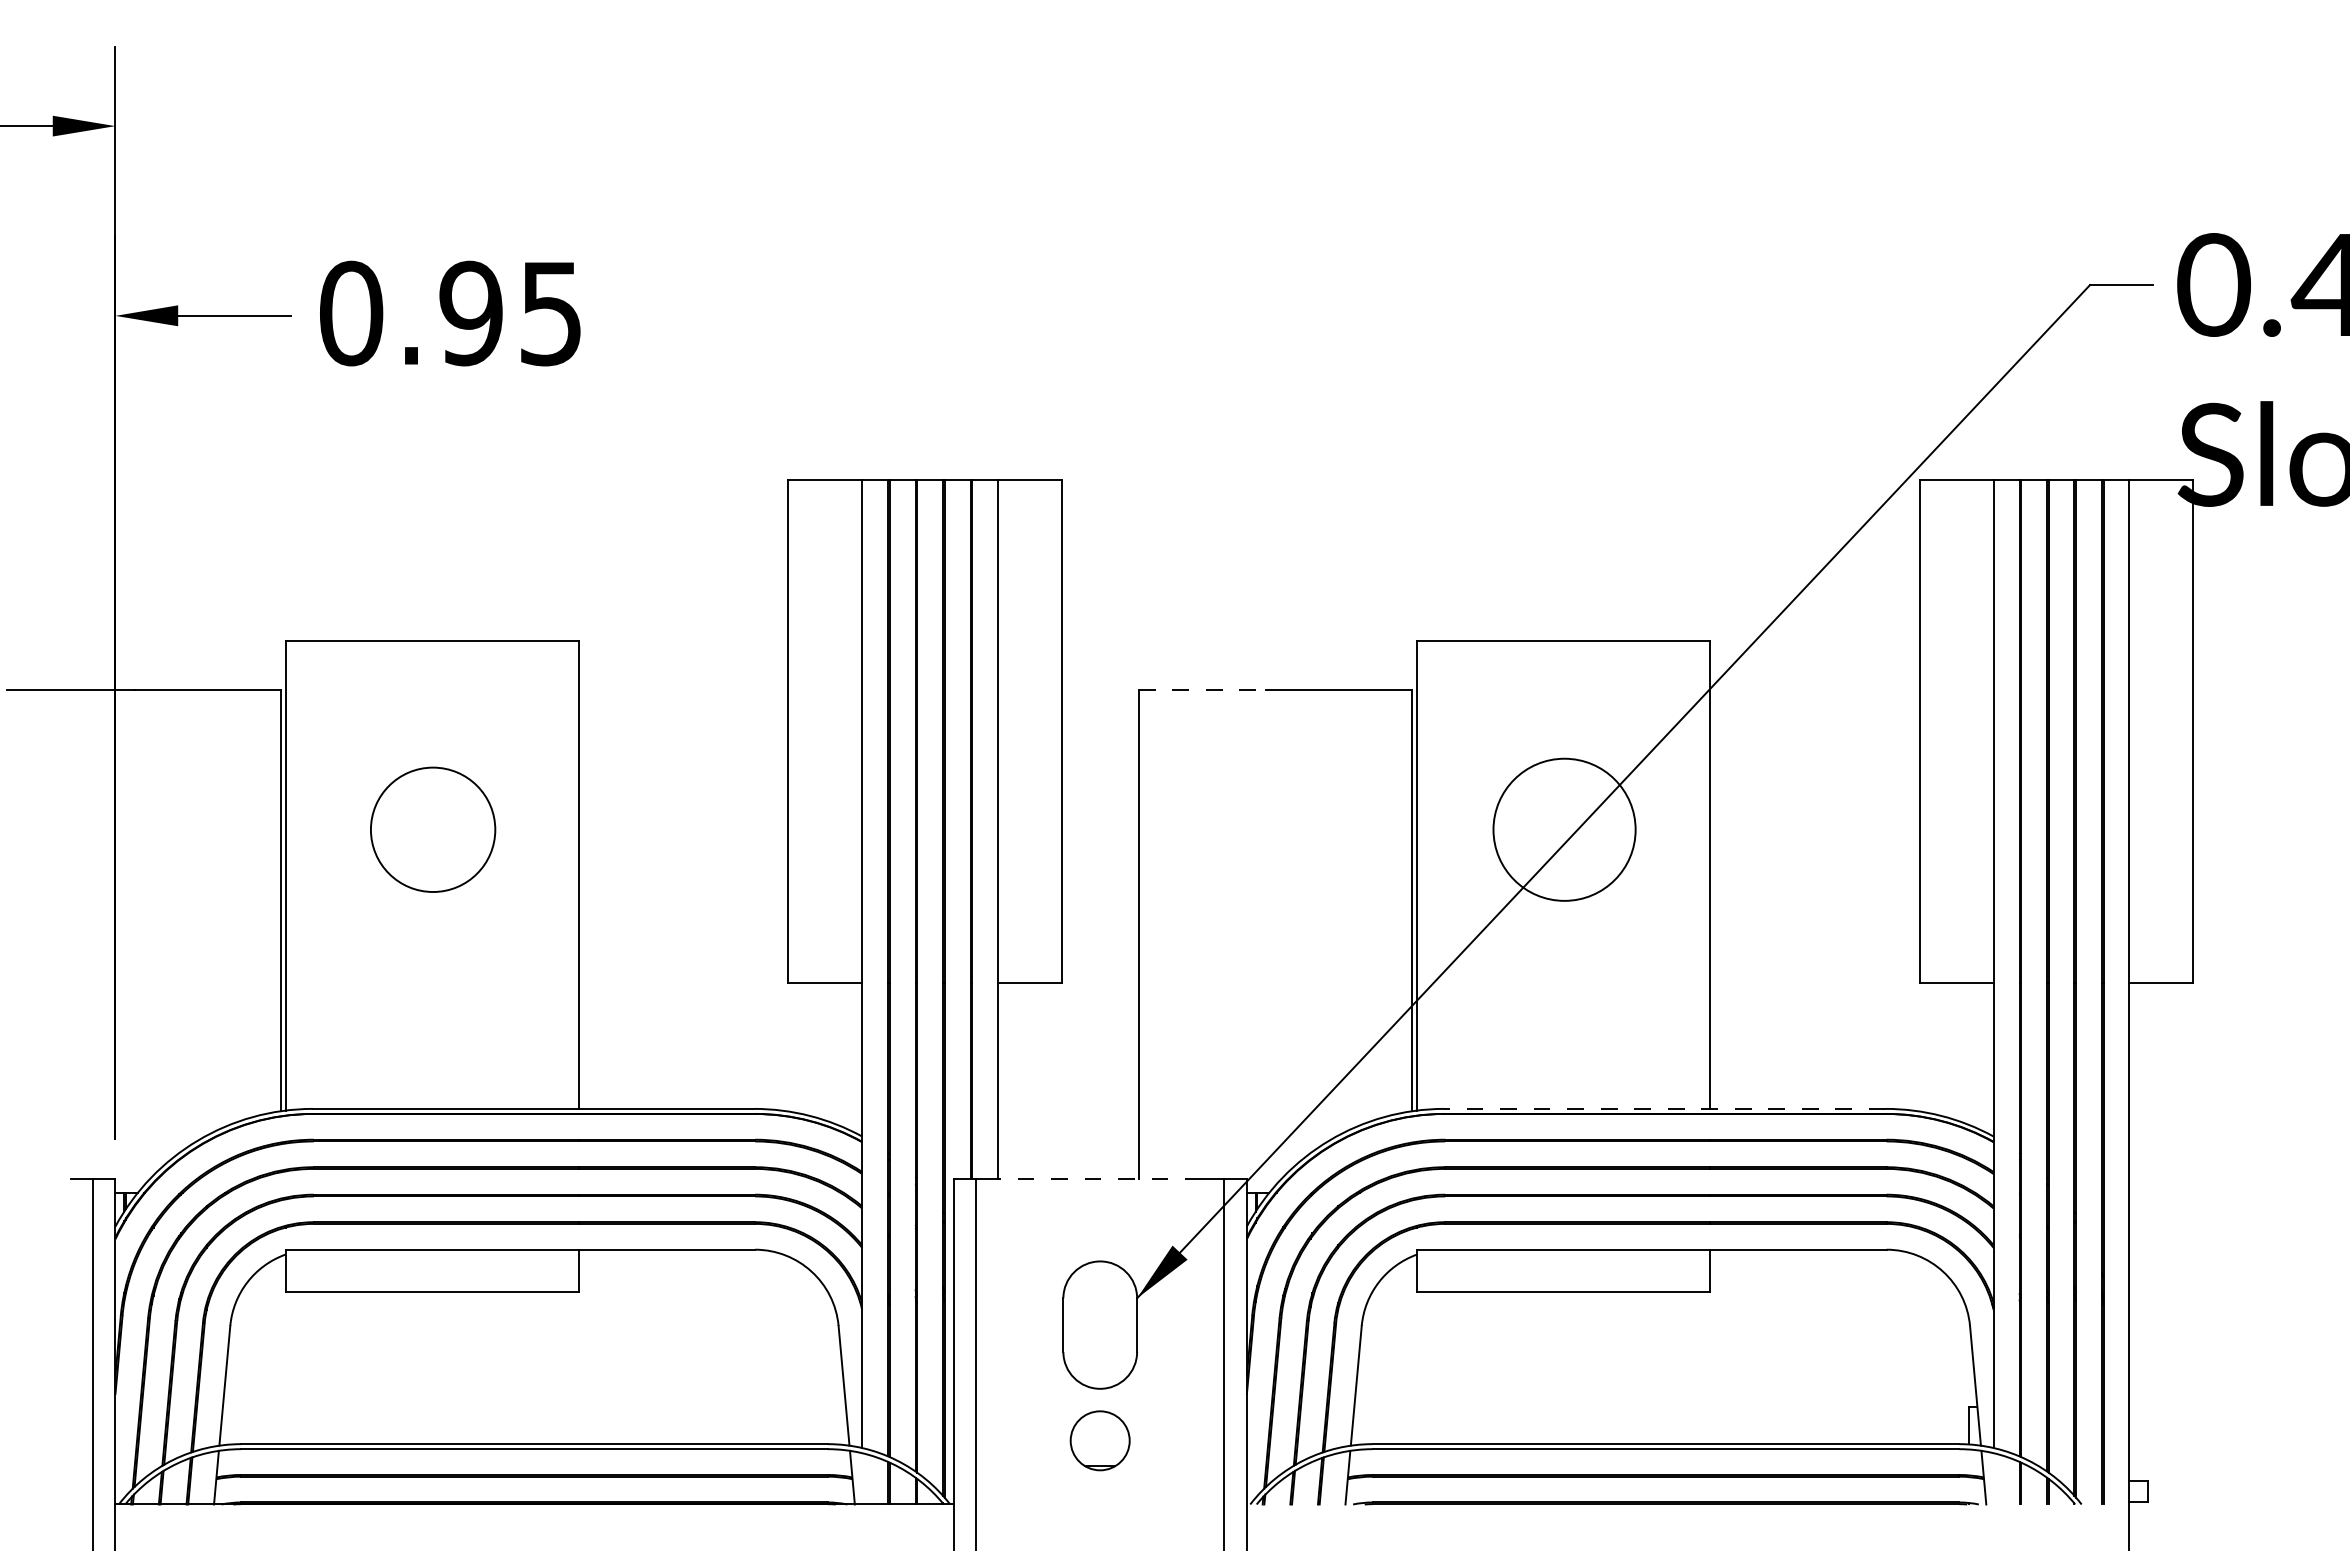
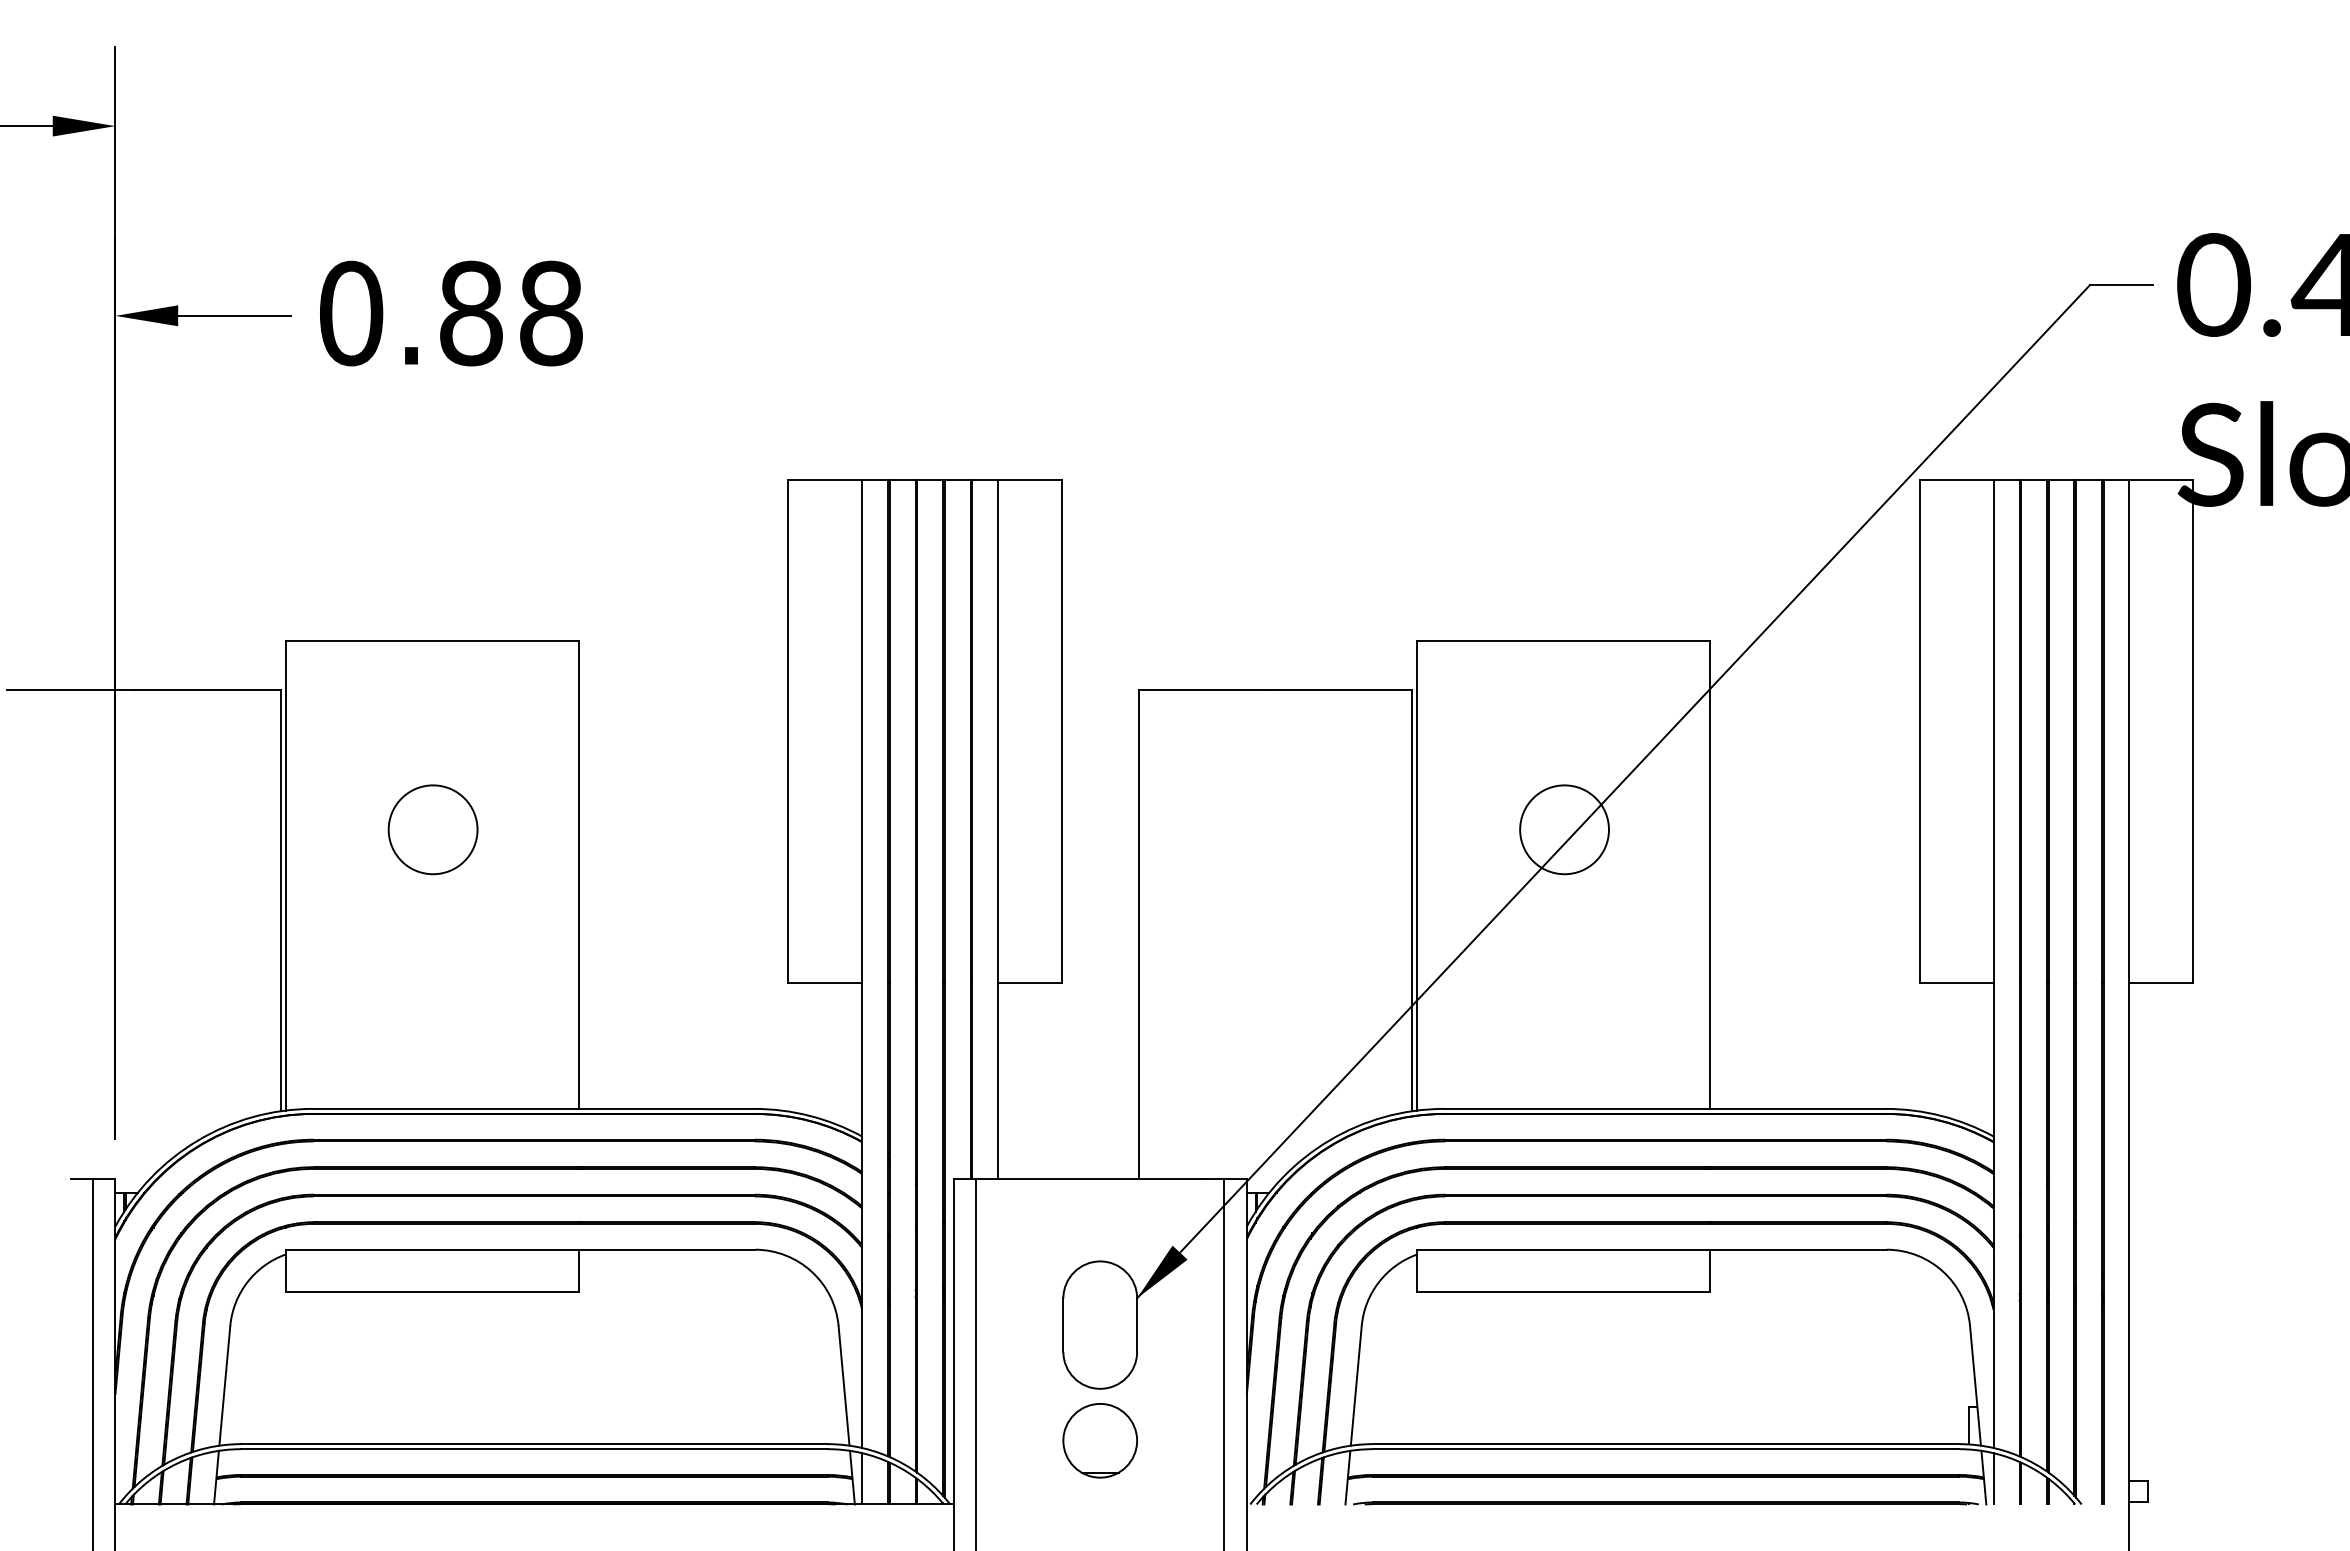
text: 0.95 -> 0.88 (510, 313)
line: dashed -> solid (1202, 689)
circle diameter: 124 px -> 89 px (432, 829)
circle diameter: 142 px -> 89 px (1564, 829)
line: dashed -> solid (1665, 1108)
line: dashed -> solid (1100, 1179)
part size: 62x62 px -> 76x76 px (1099, 1440)
line: none -> present (862, 1478)
line: none -> present (1993, 1478)
